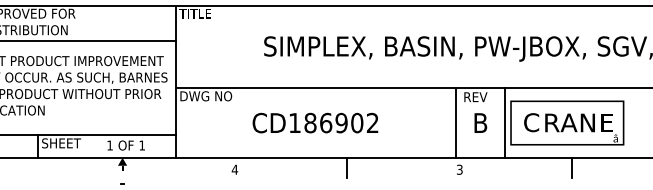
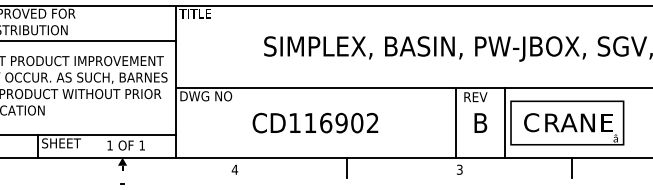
text: CD186902 -> CD116902 (310, 122)
